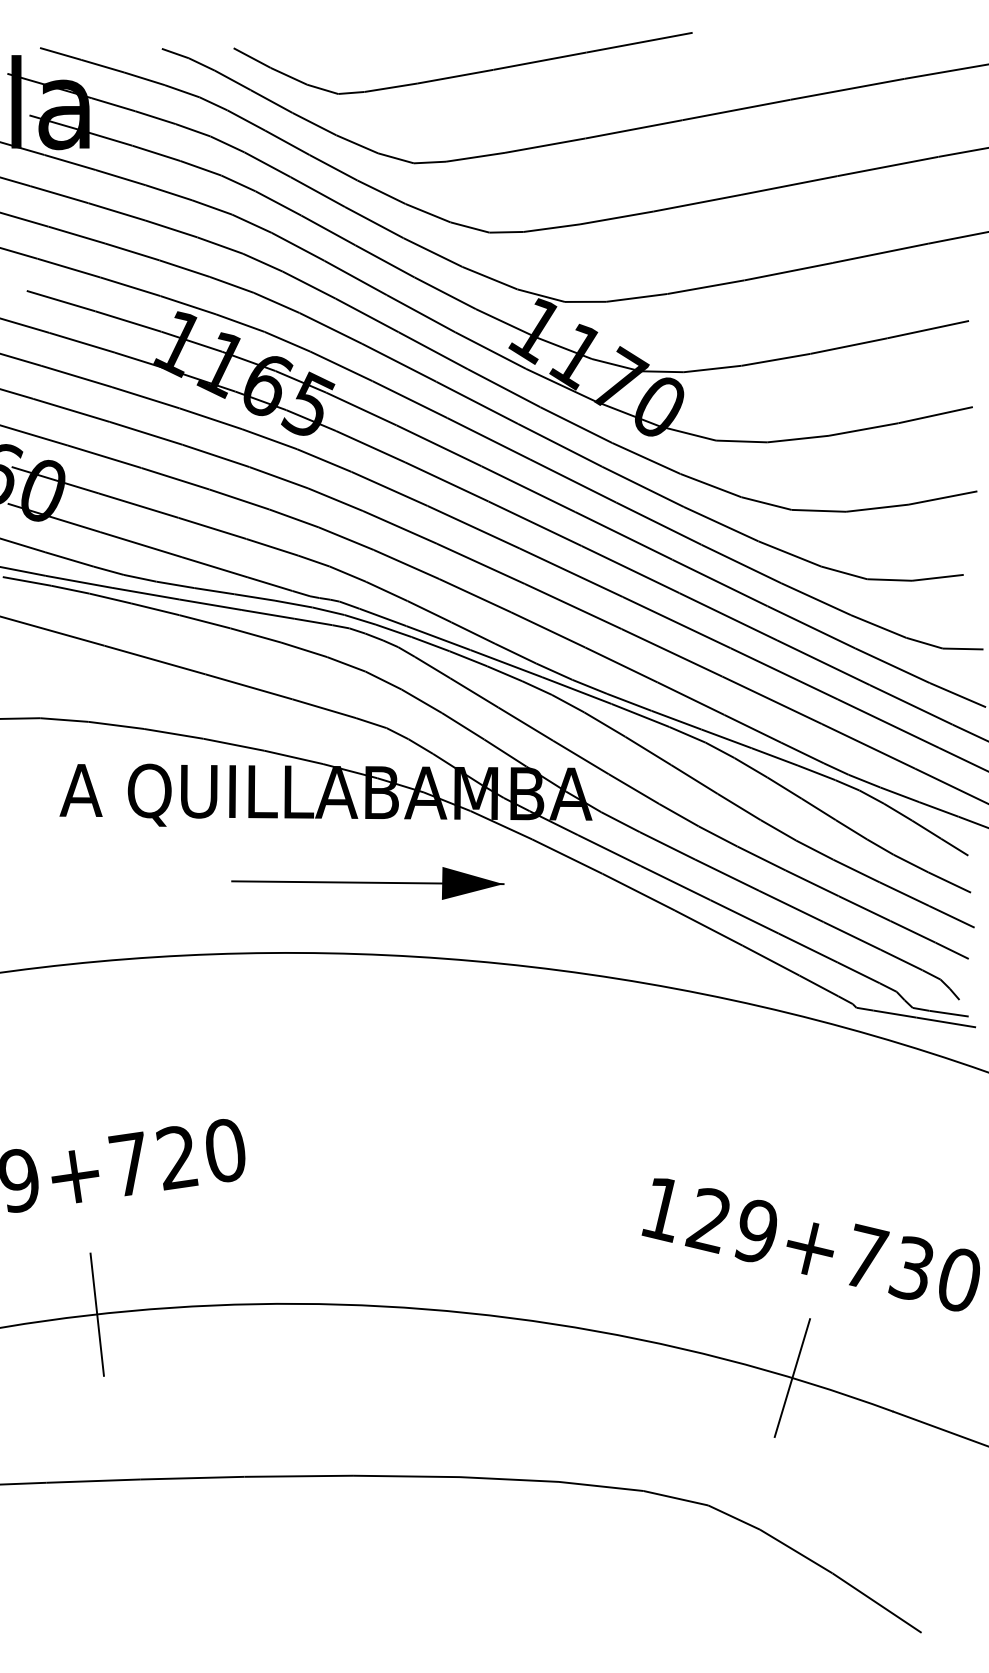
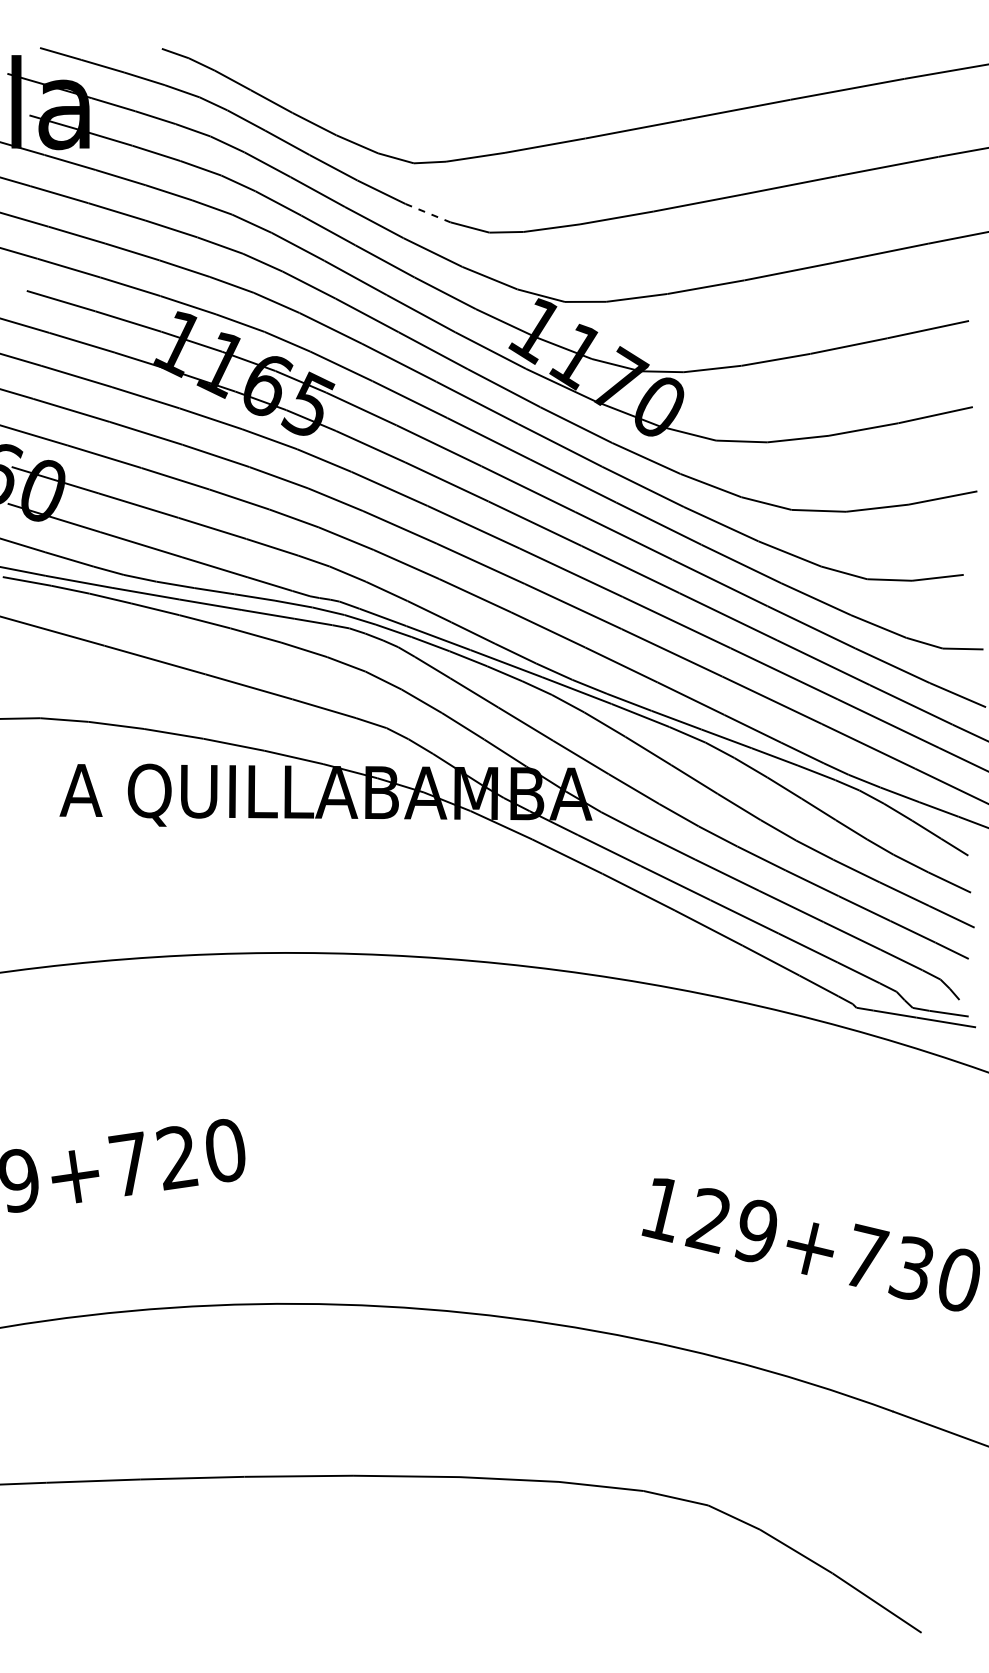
part: present -> none (466, 73)
line: solid -> dashed (428, 213)
part: present -> none (367, 883)
line: present -> none (96, 1314)
line: present -> none (792, 1377)
